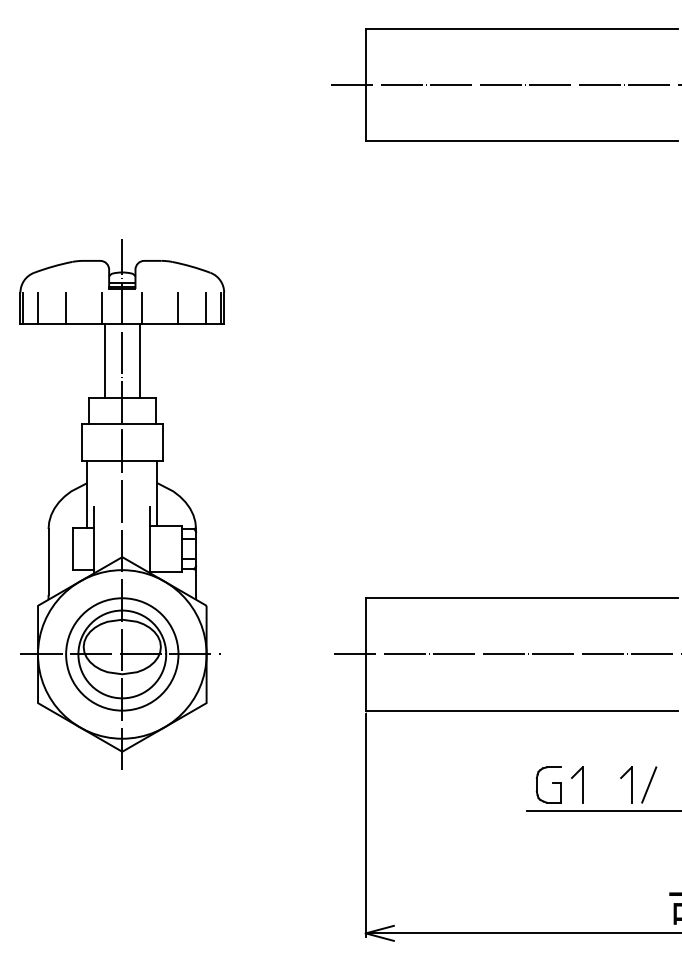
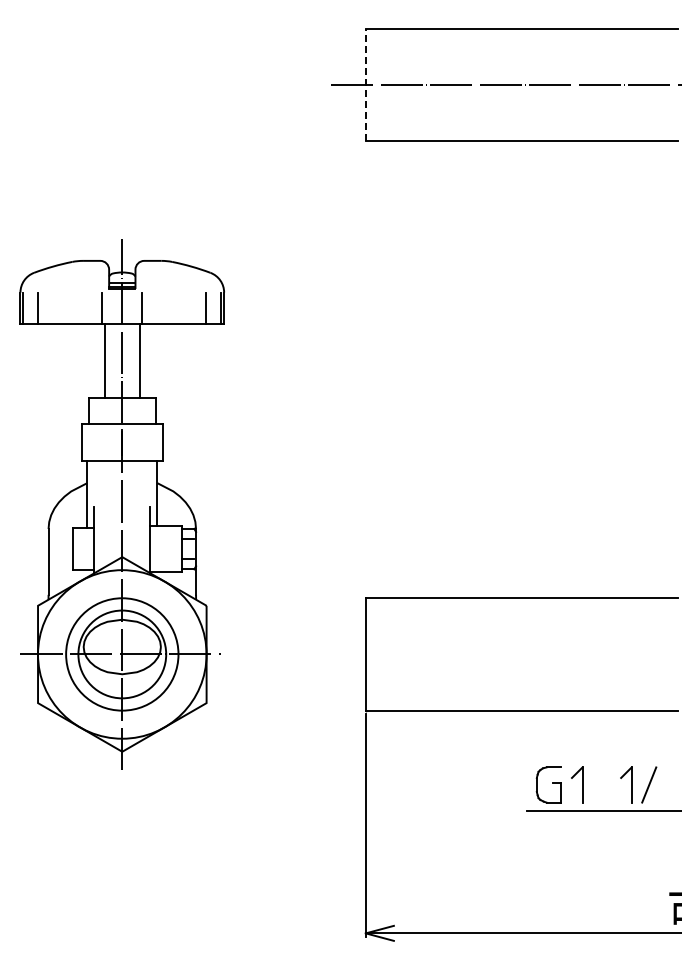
line: solid -> dashed (365, 84)
line: present -> none (66, 308)
line: present -> none (178, 308)
line: present -> none (506, 654)
